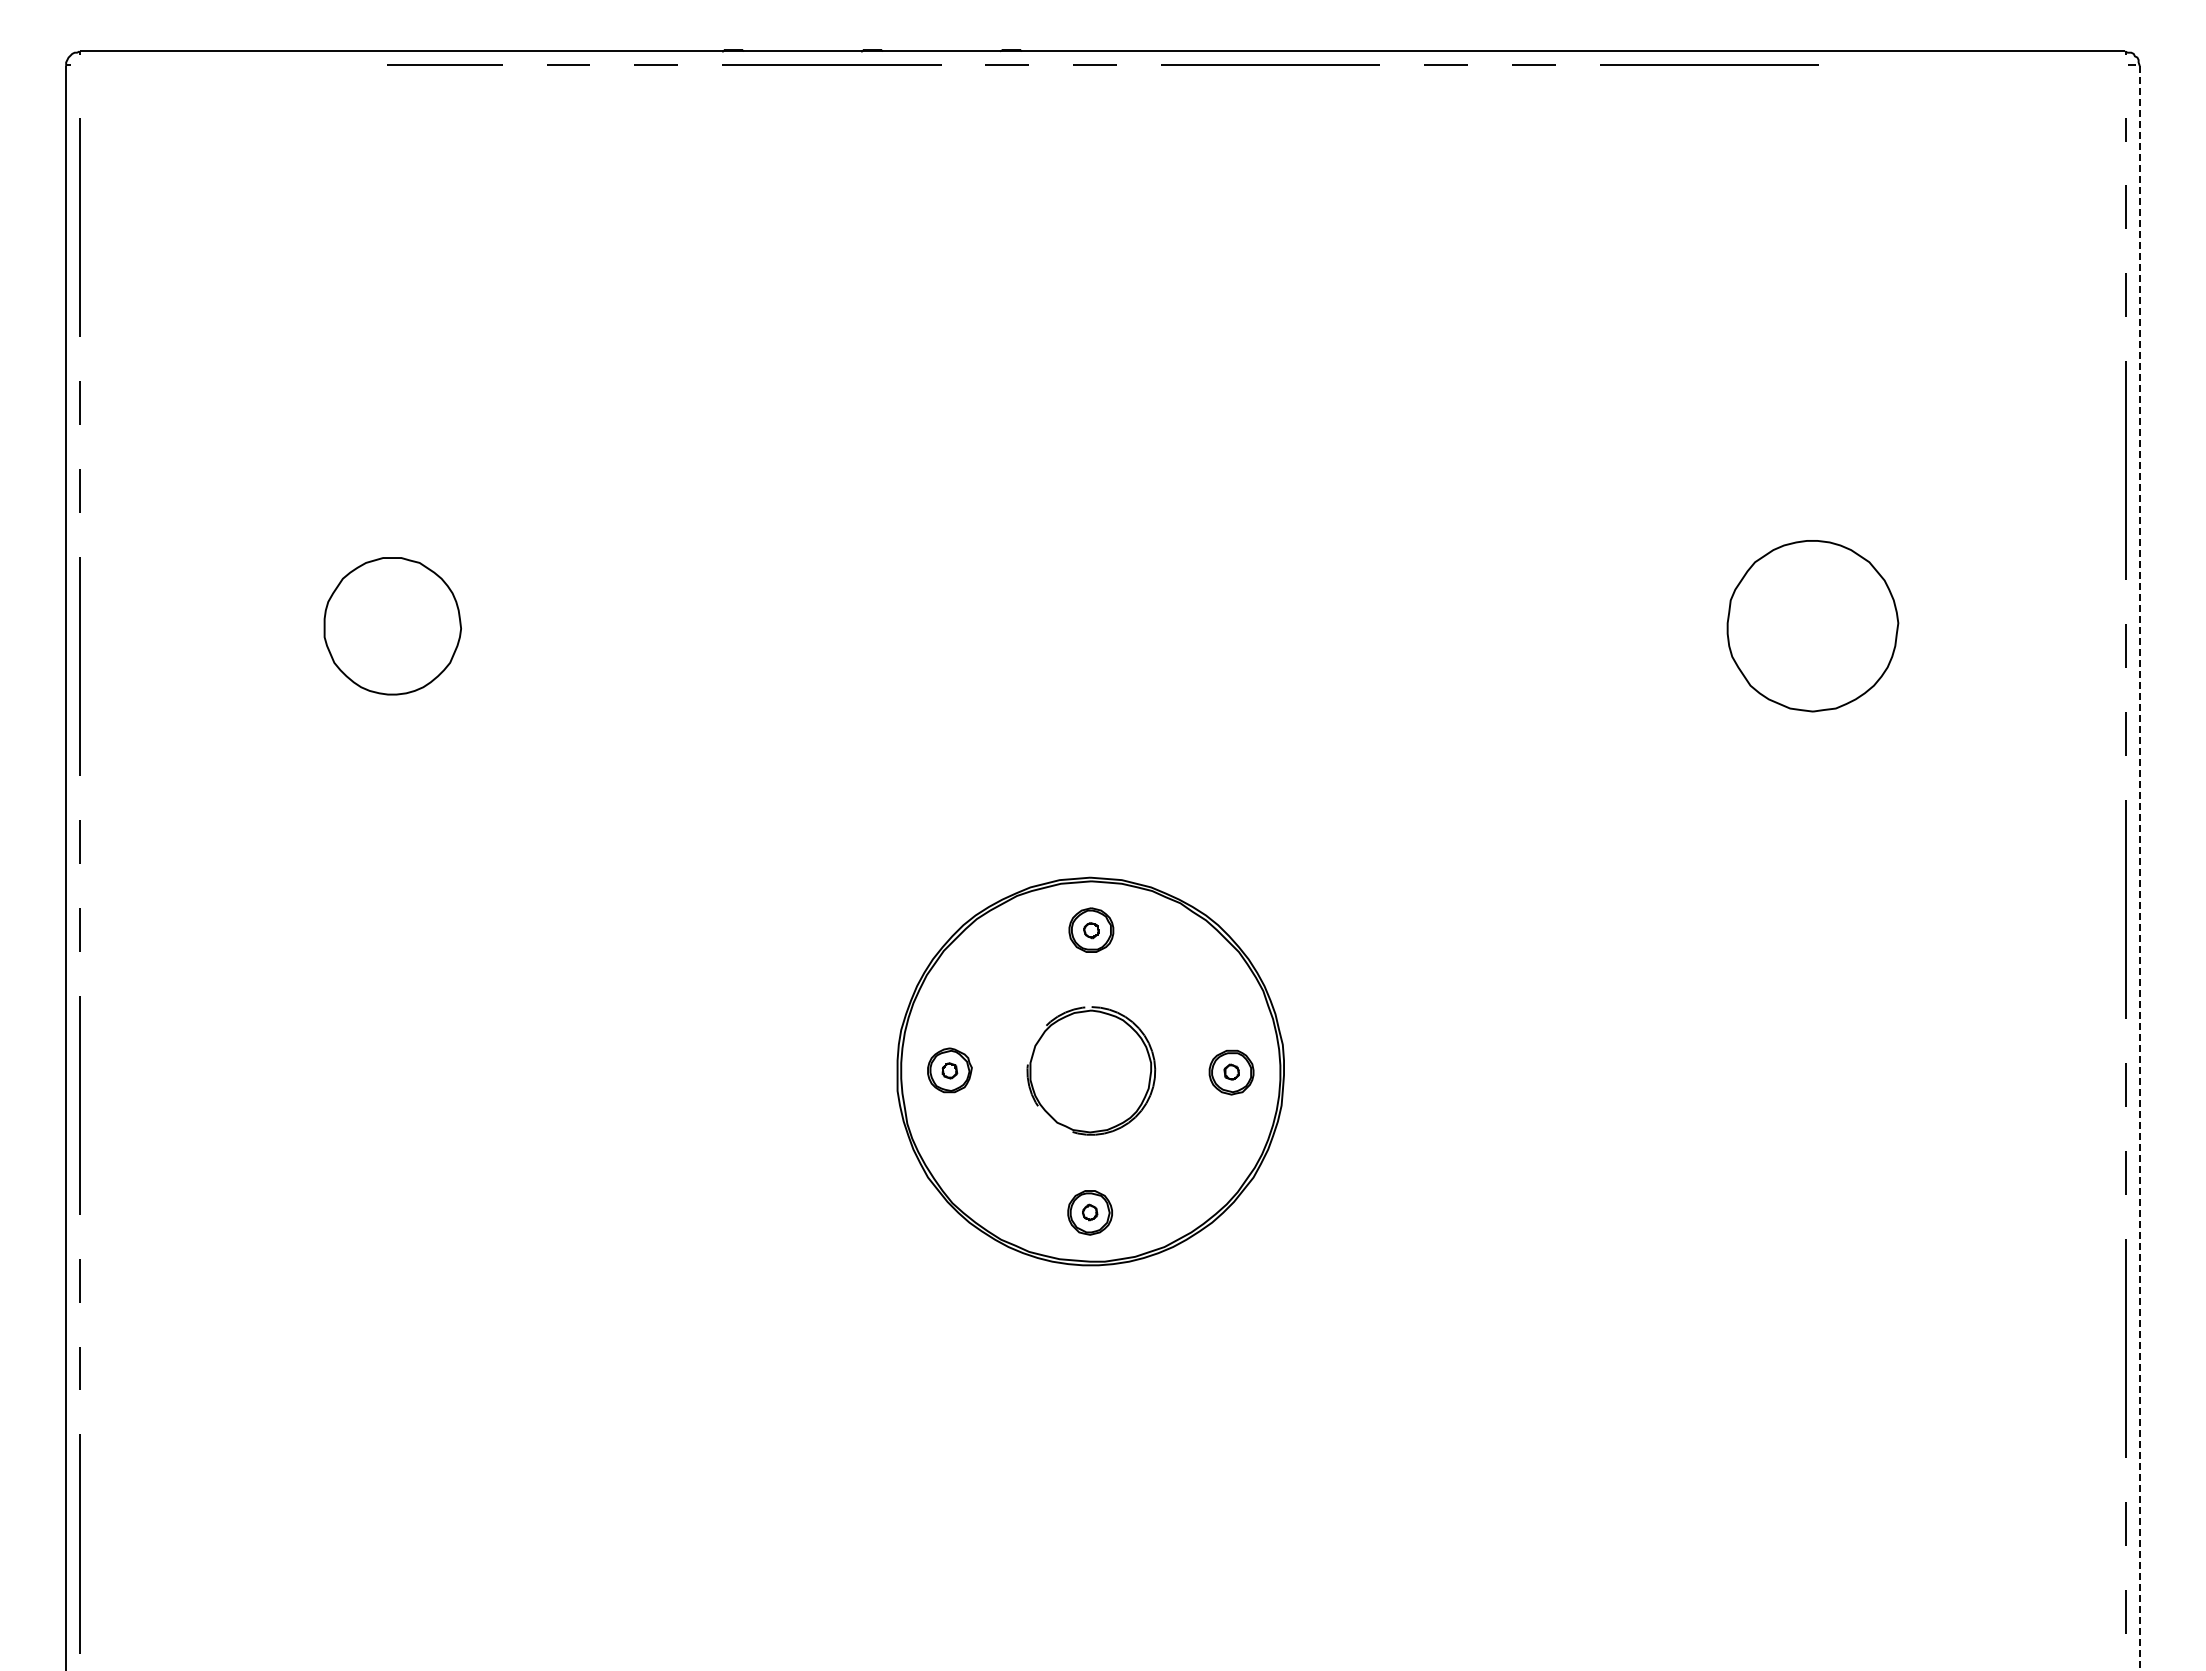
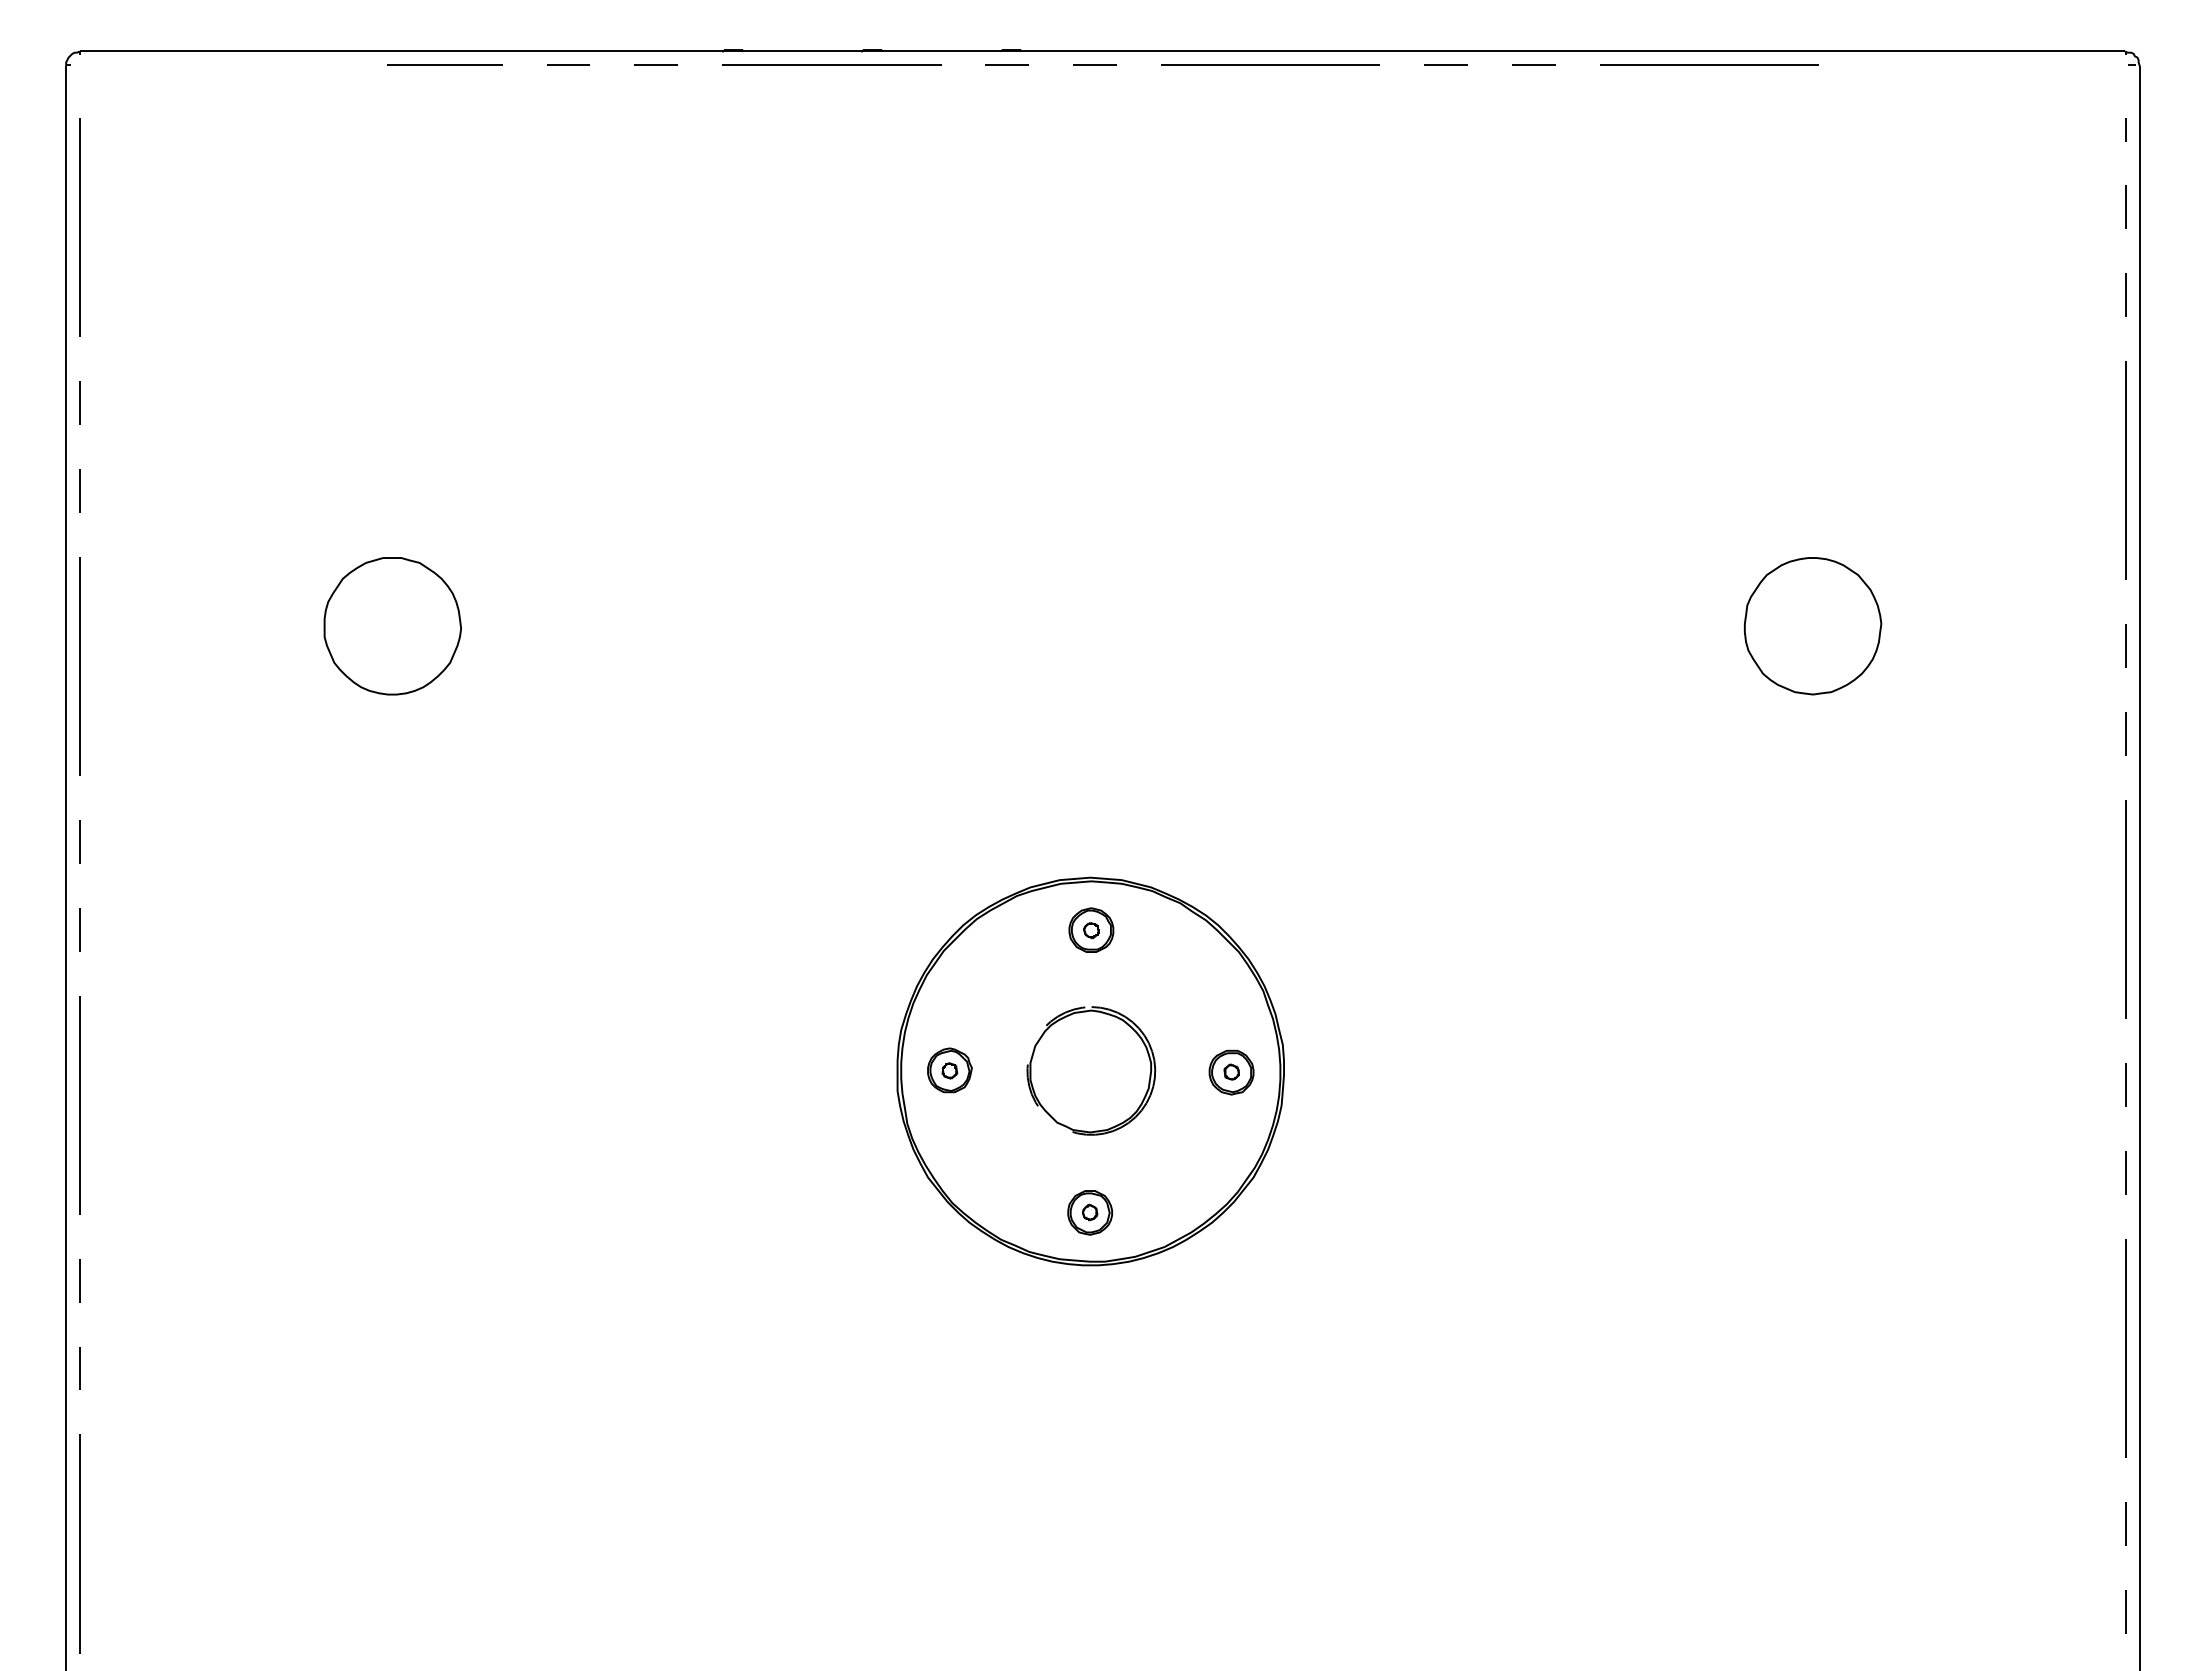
part size: 174x173 px -> 139x139 px (1813, 626)
line: dashed -> solid (2139, 868)
